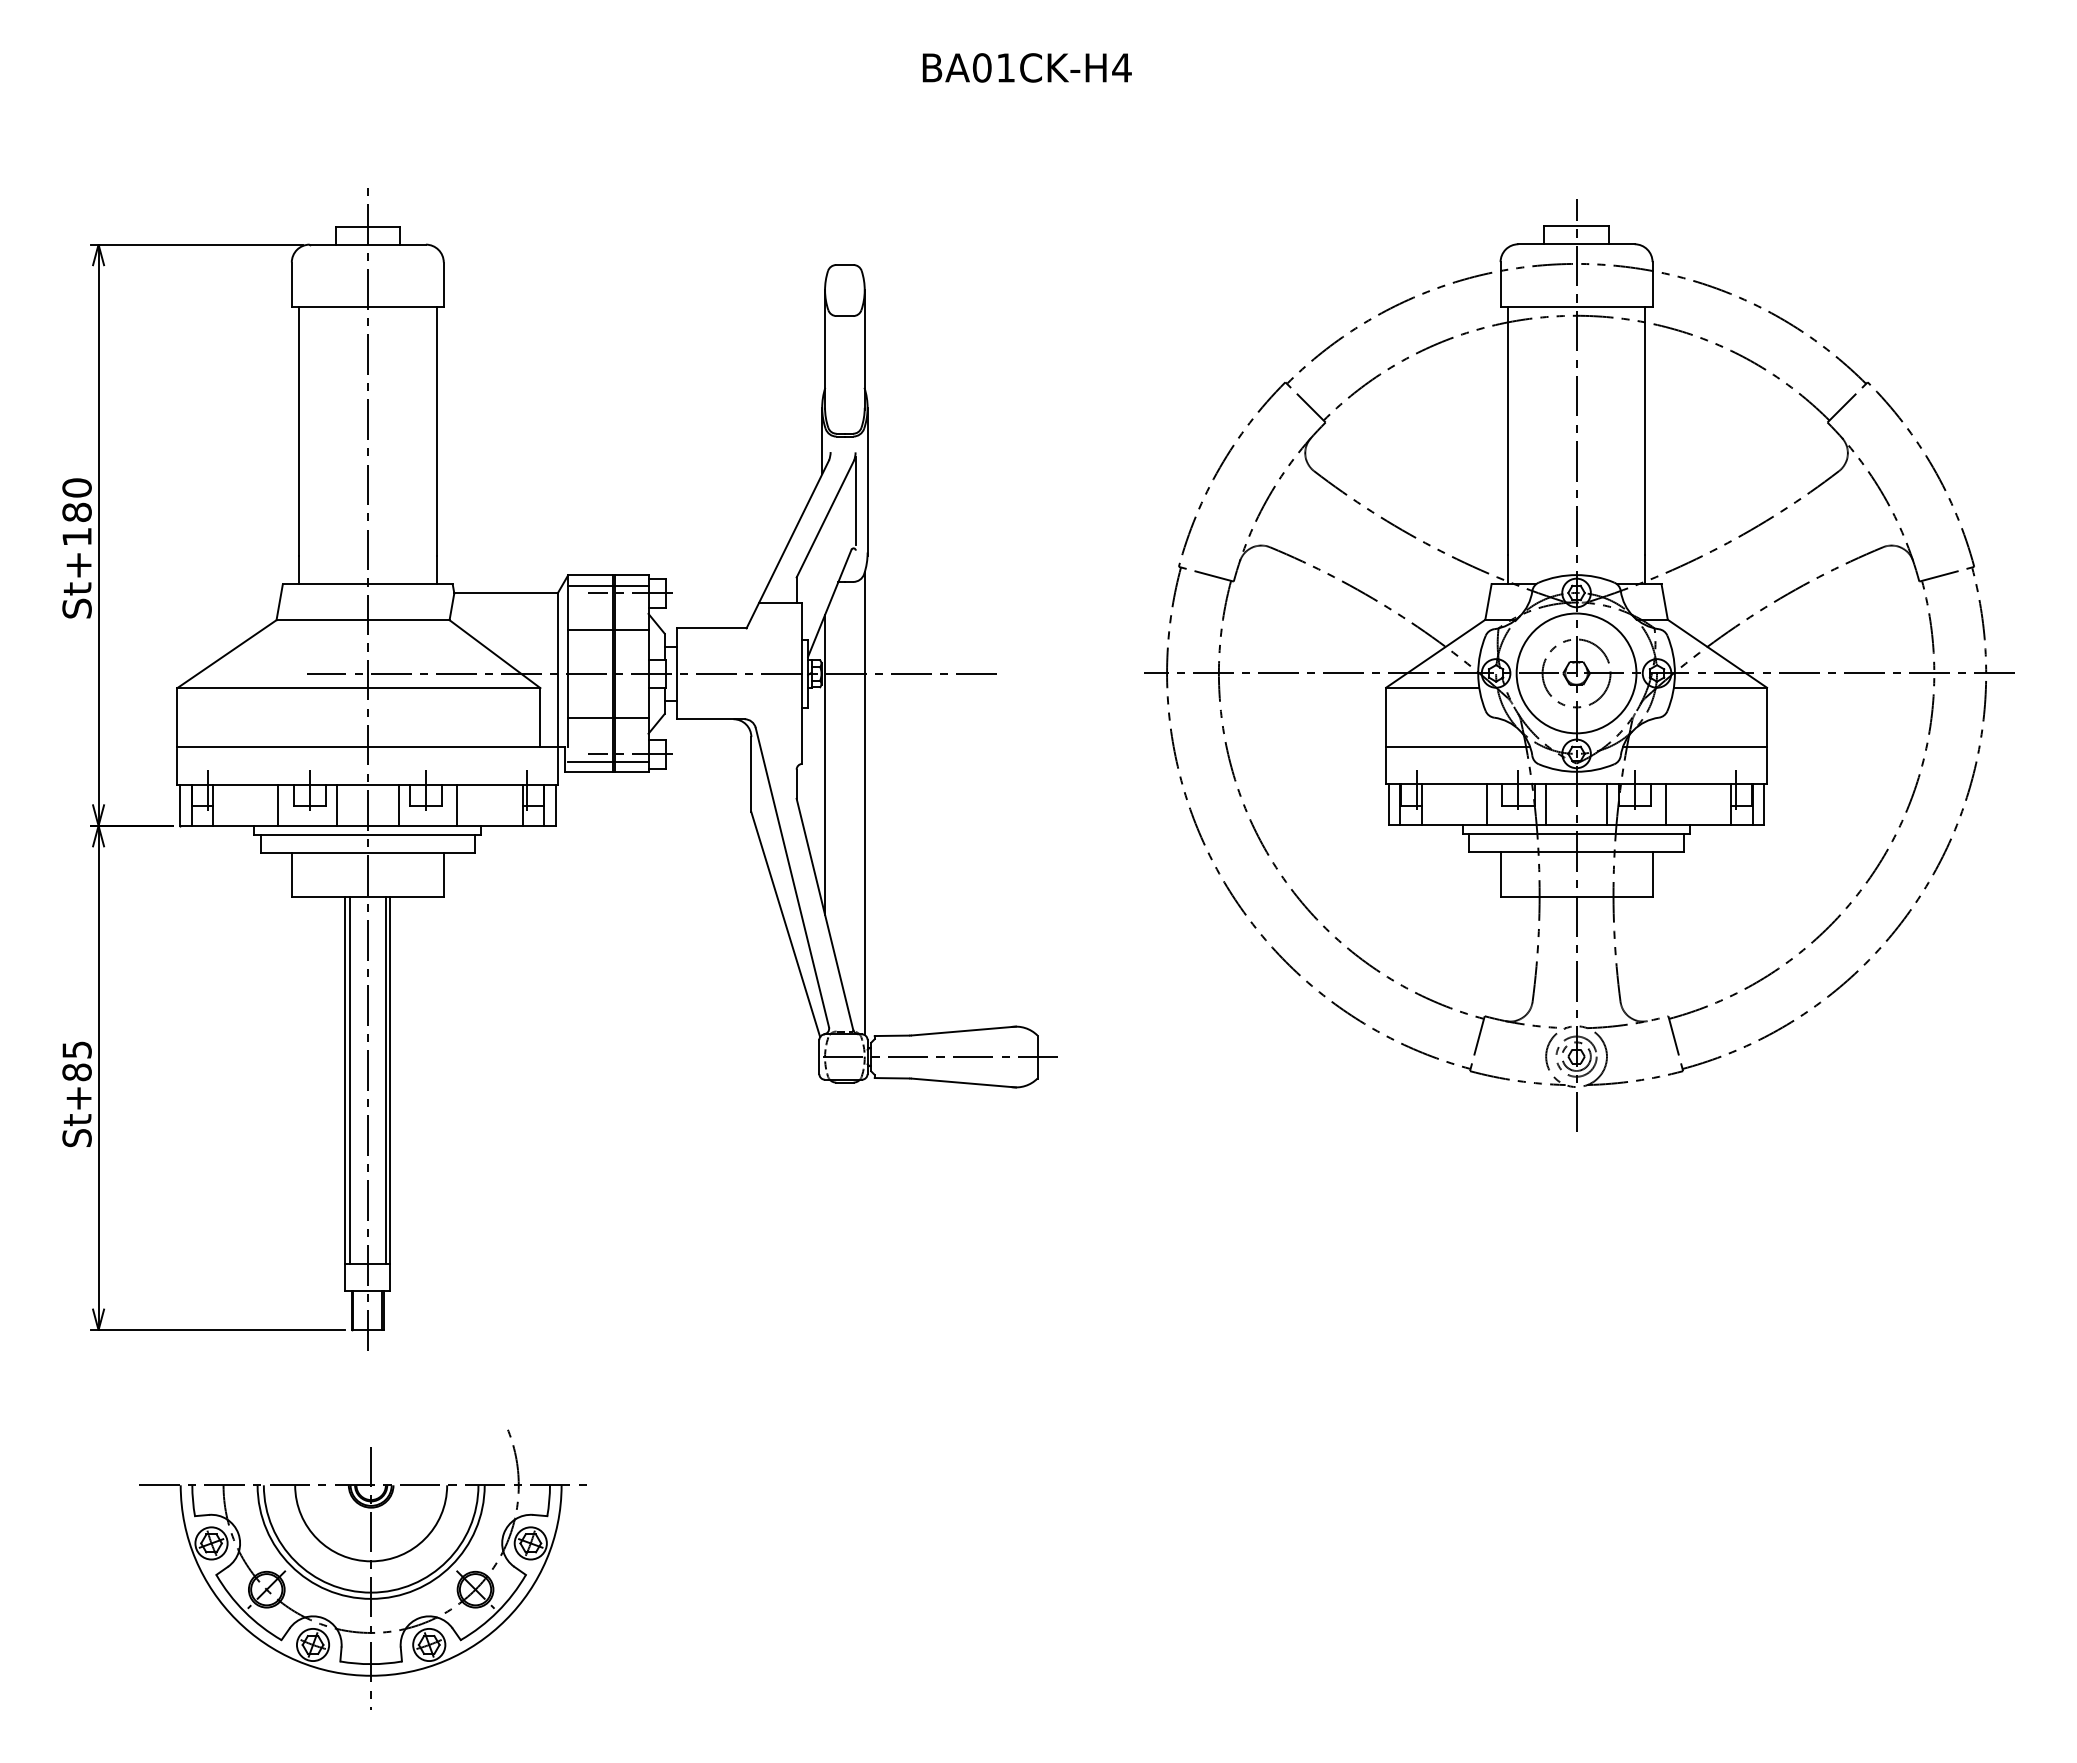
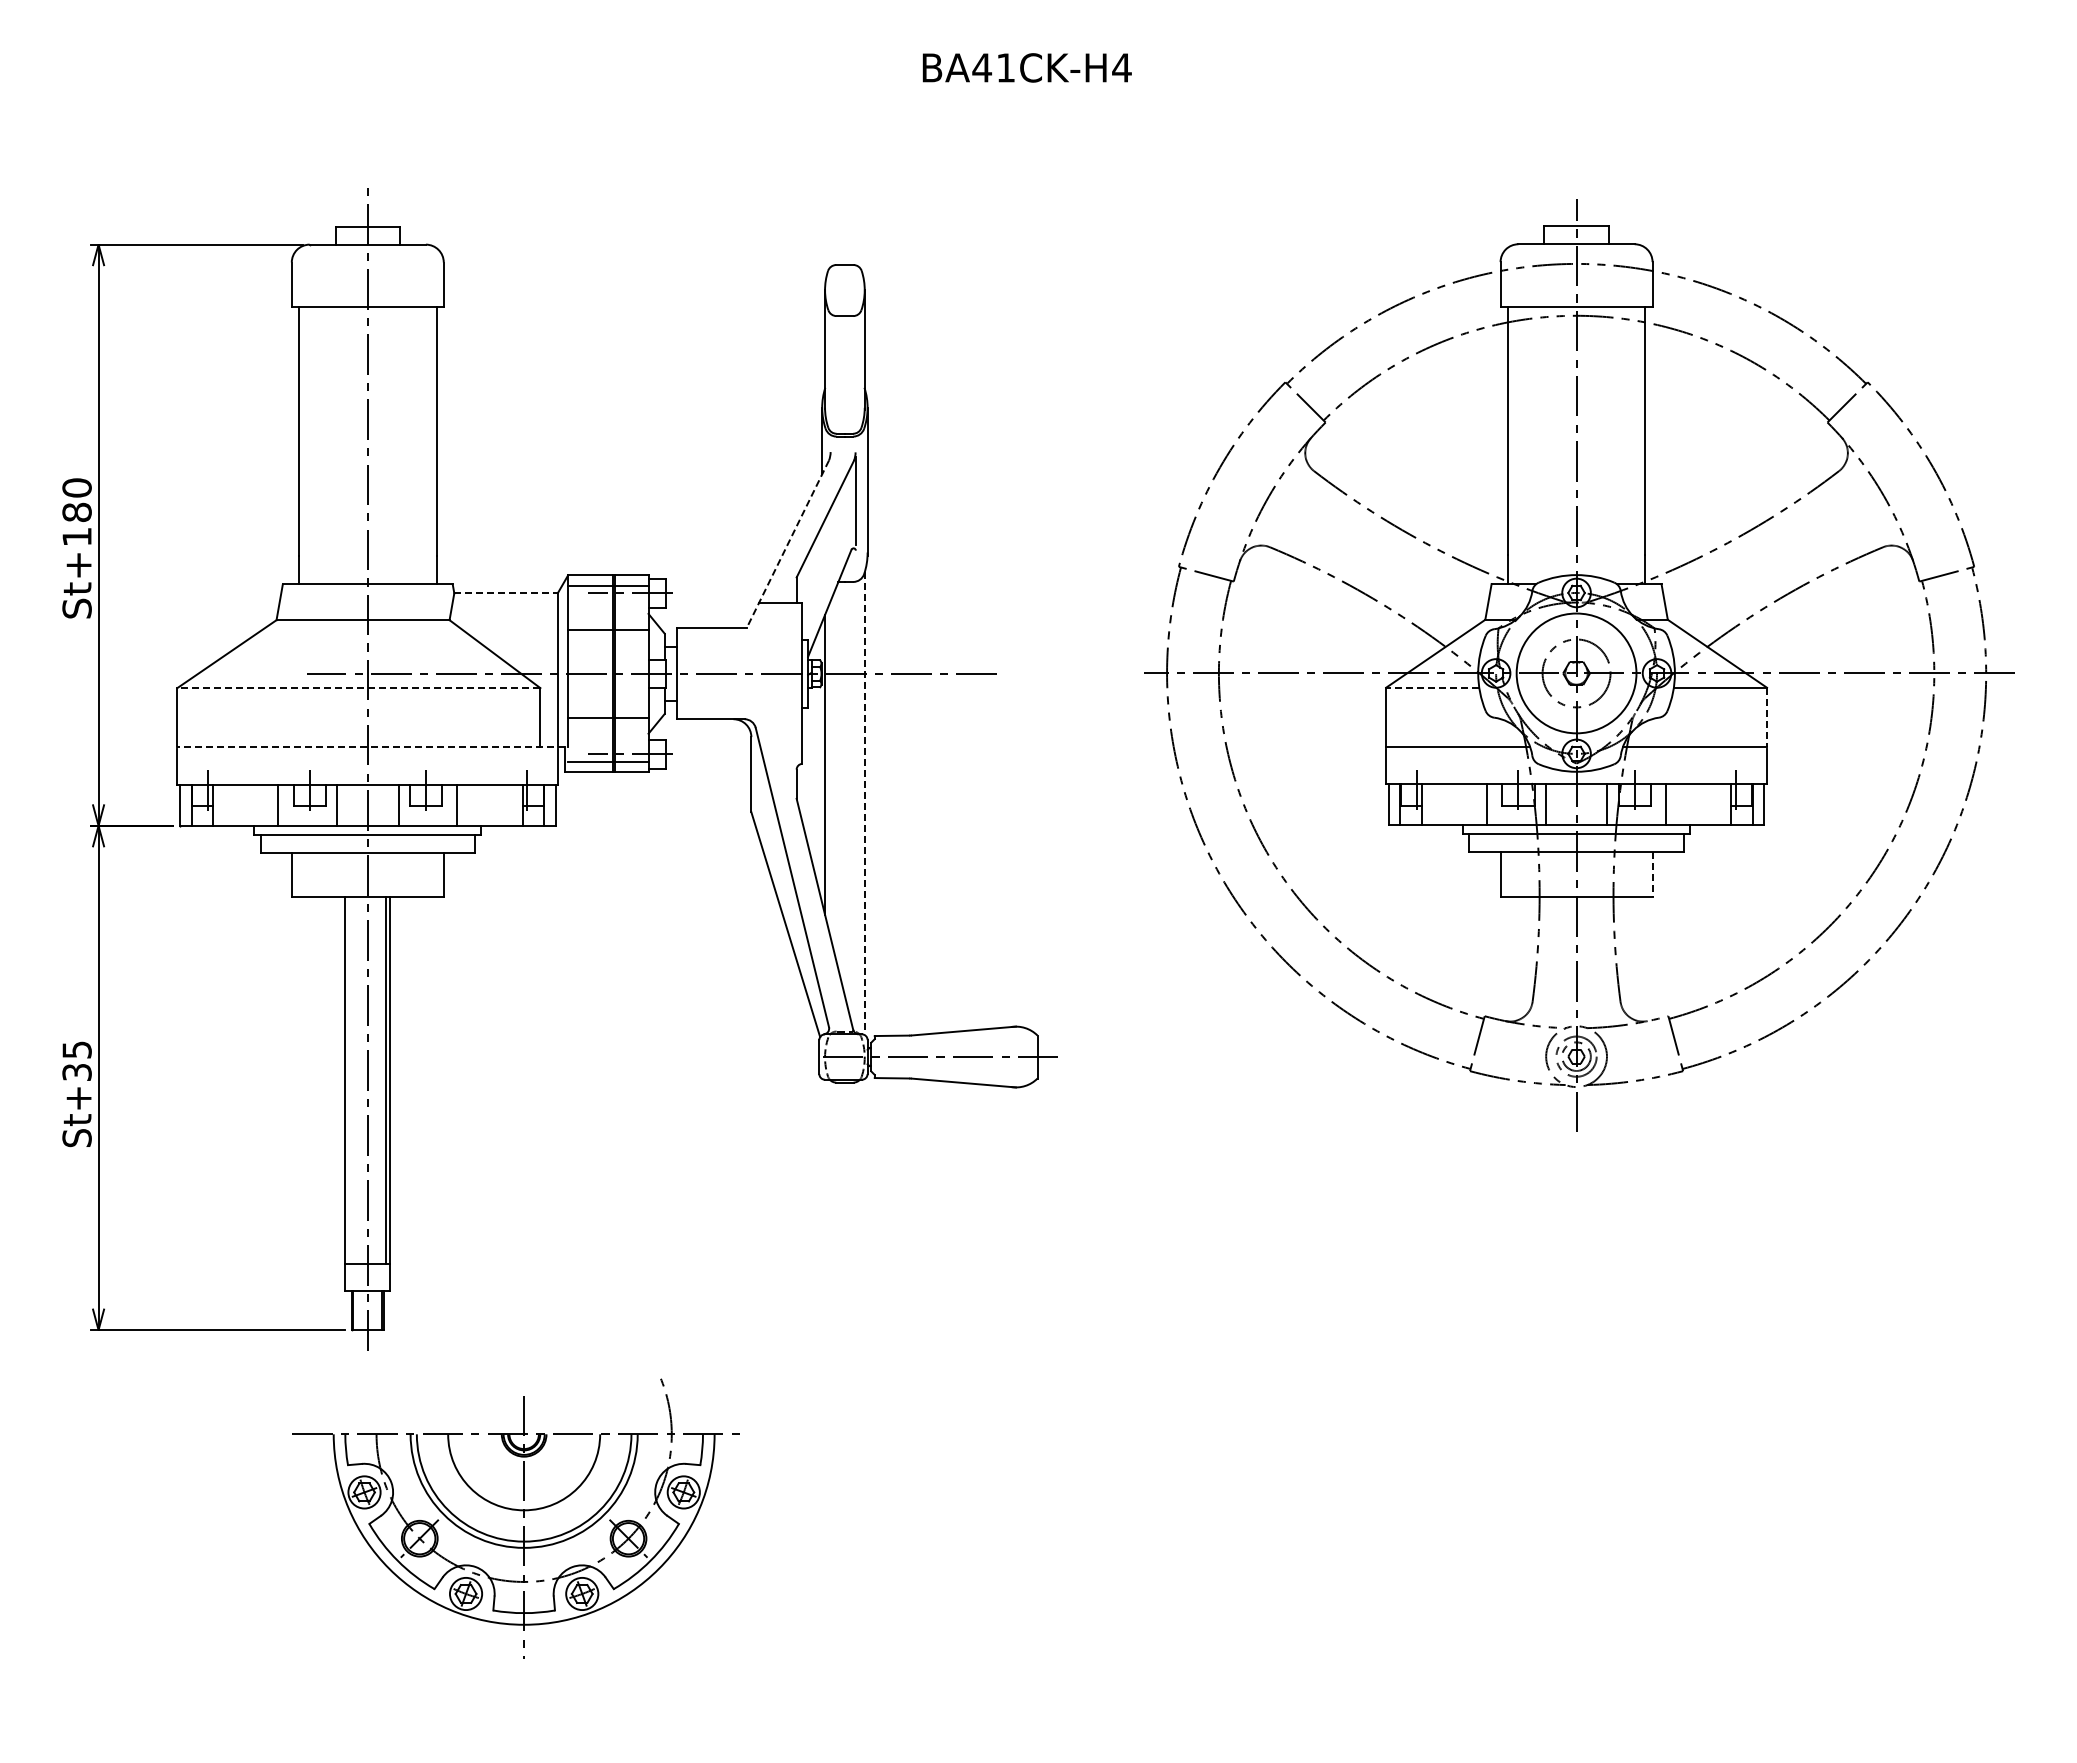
text: BA01CK-H4 -> BA41CK-H4 (982, 67)
line: solid -> dashed (787, 544)
line: solid -> dashed (506, 593)
line: solid -> dashed (1432, 687)
line: solid -> dashed (358, 688)
line: solid -> dashed (1767, 717)
line: solid -> dashed (370, 747)
line: solid -> dashed (864, 803)
line: solid -> dashed (1652, 875)
text: St+85 -> St+35 (76, 1072)
line: present -> none (349, 1080)
part position: (362, 1561) -> (515, 1510) (515, 1510)
